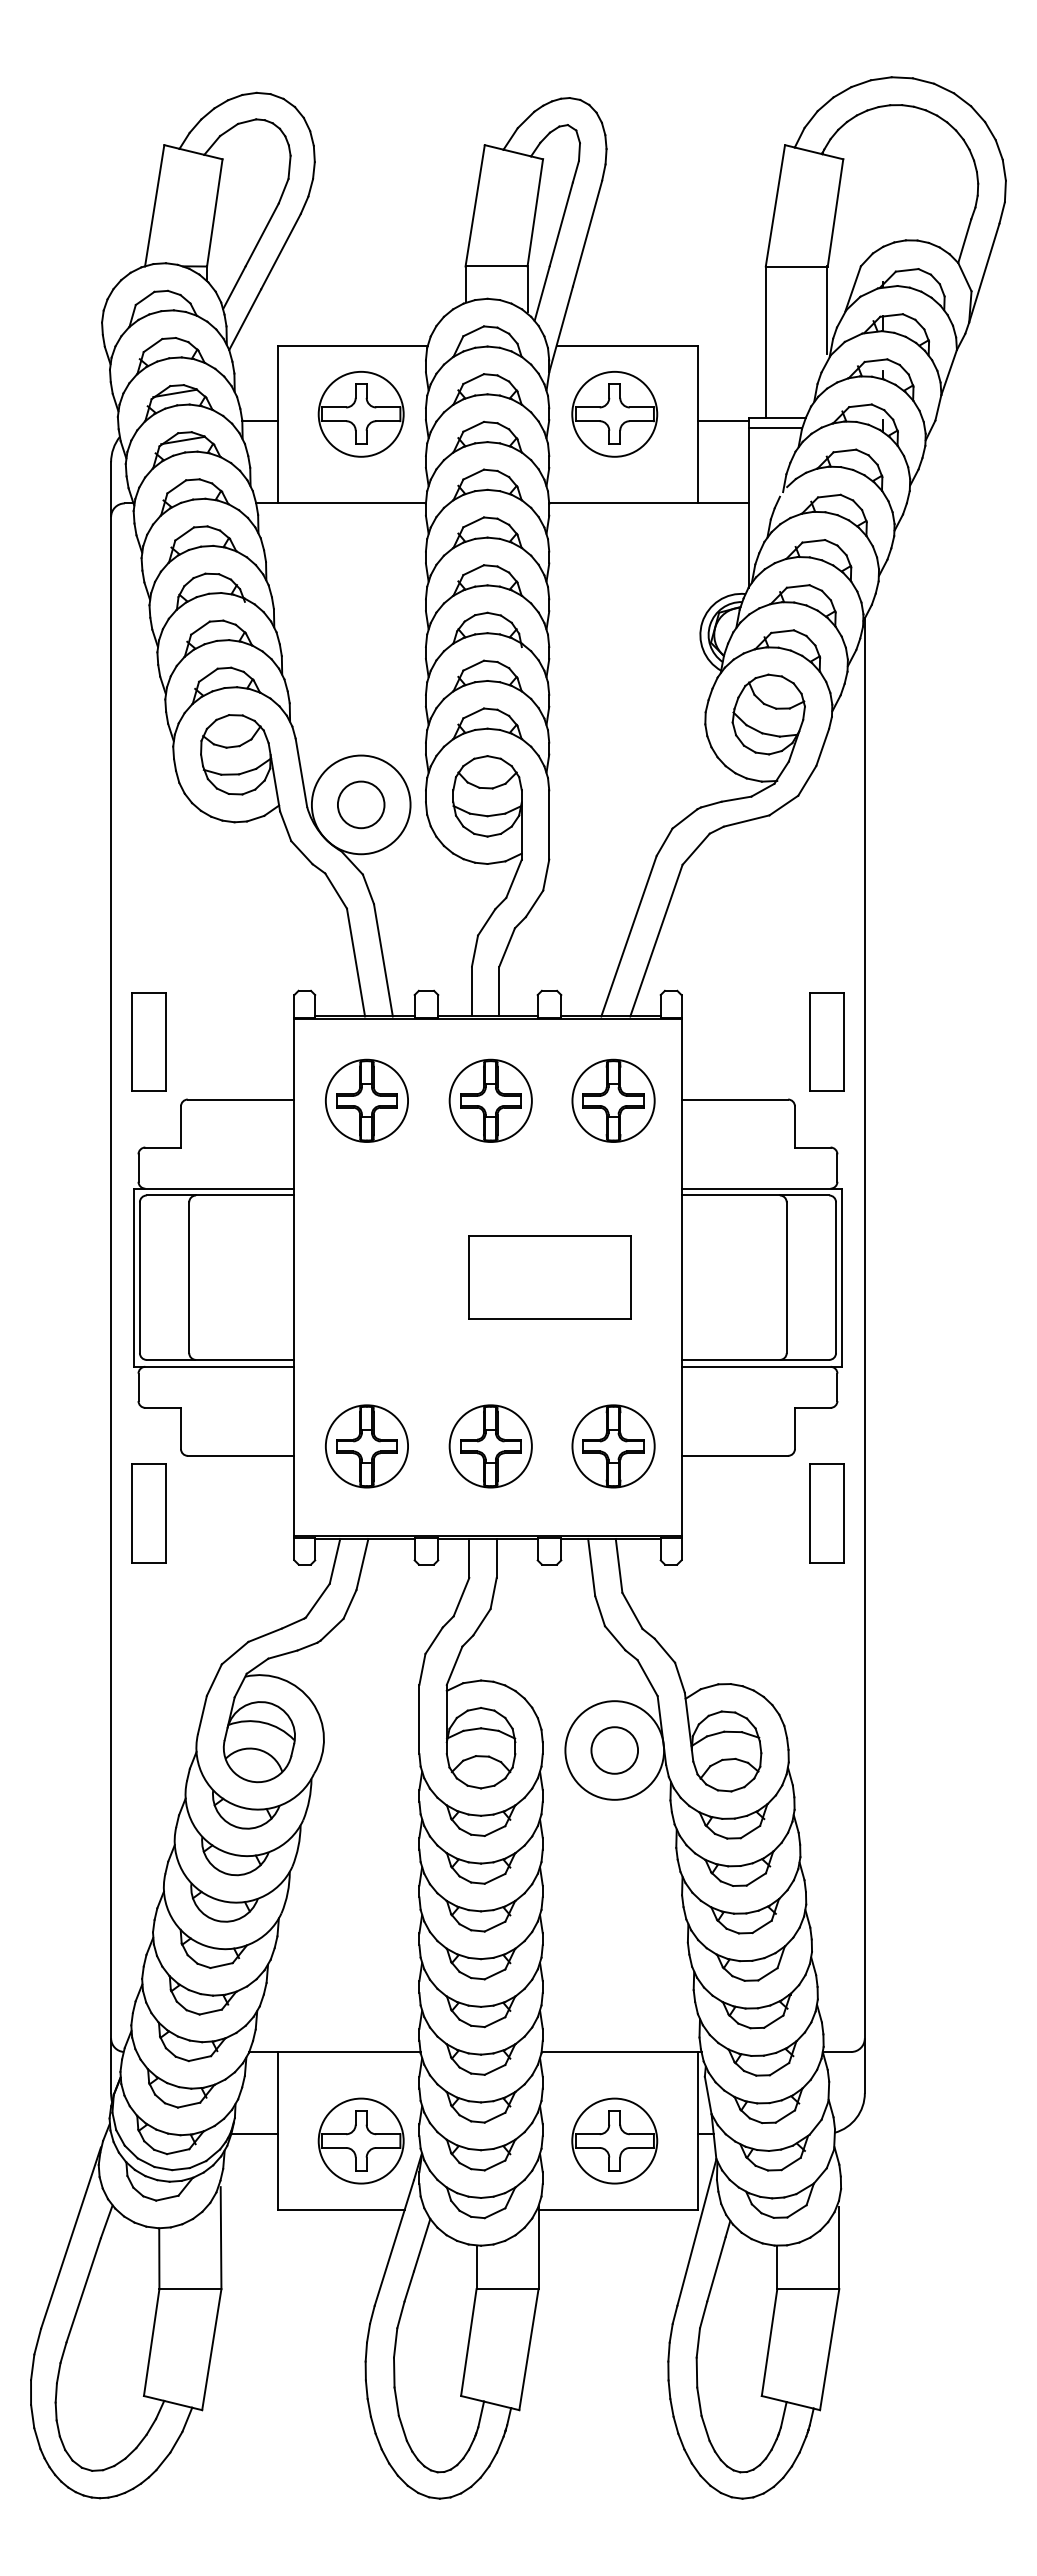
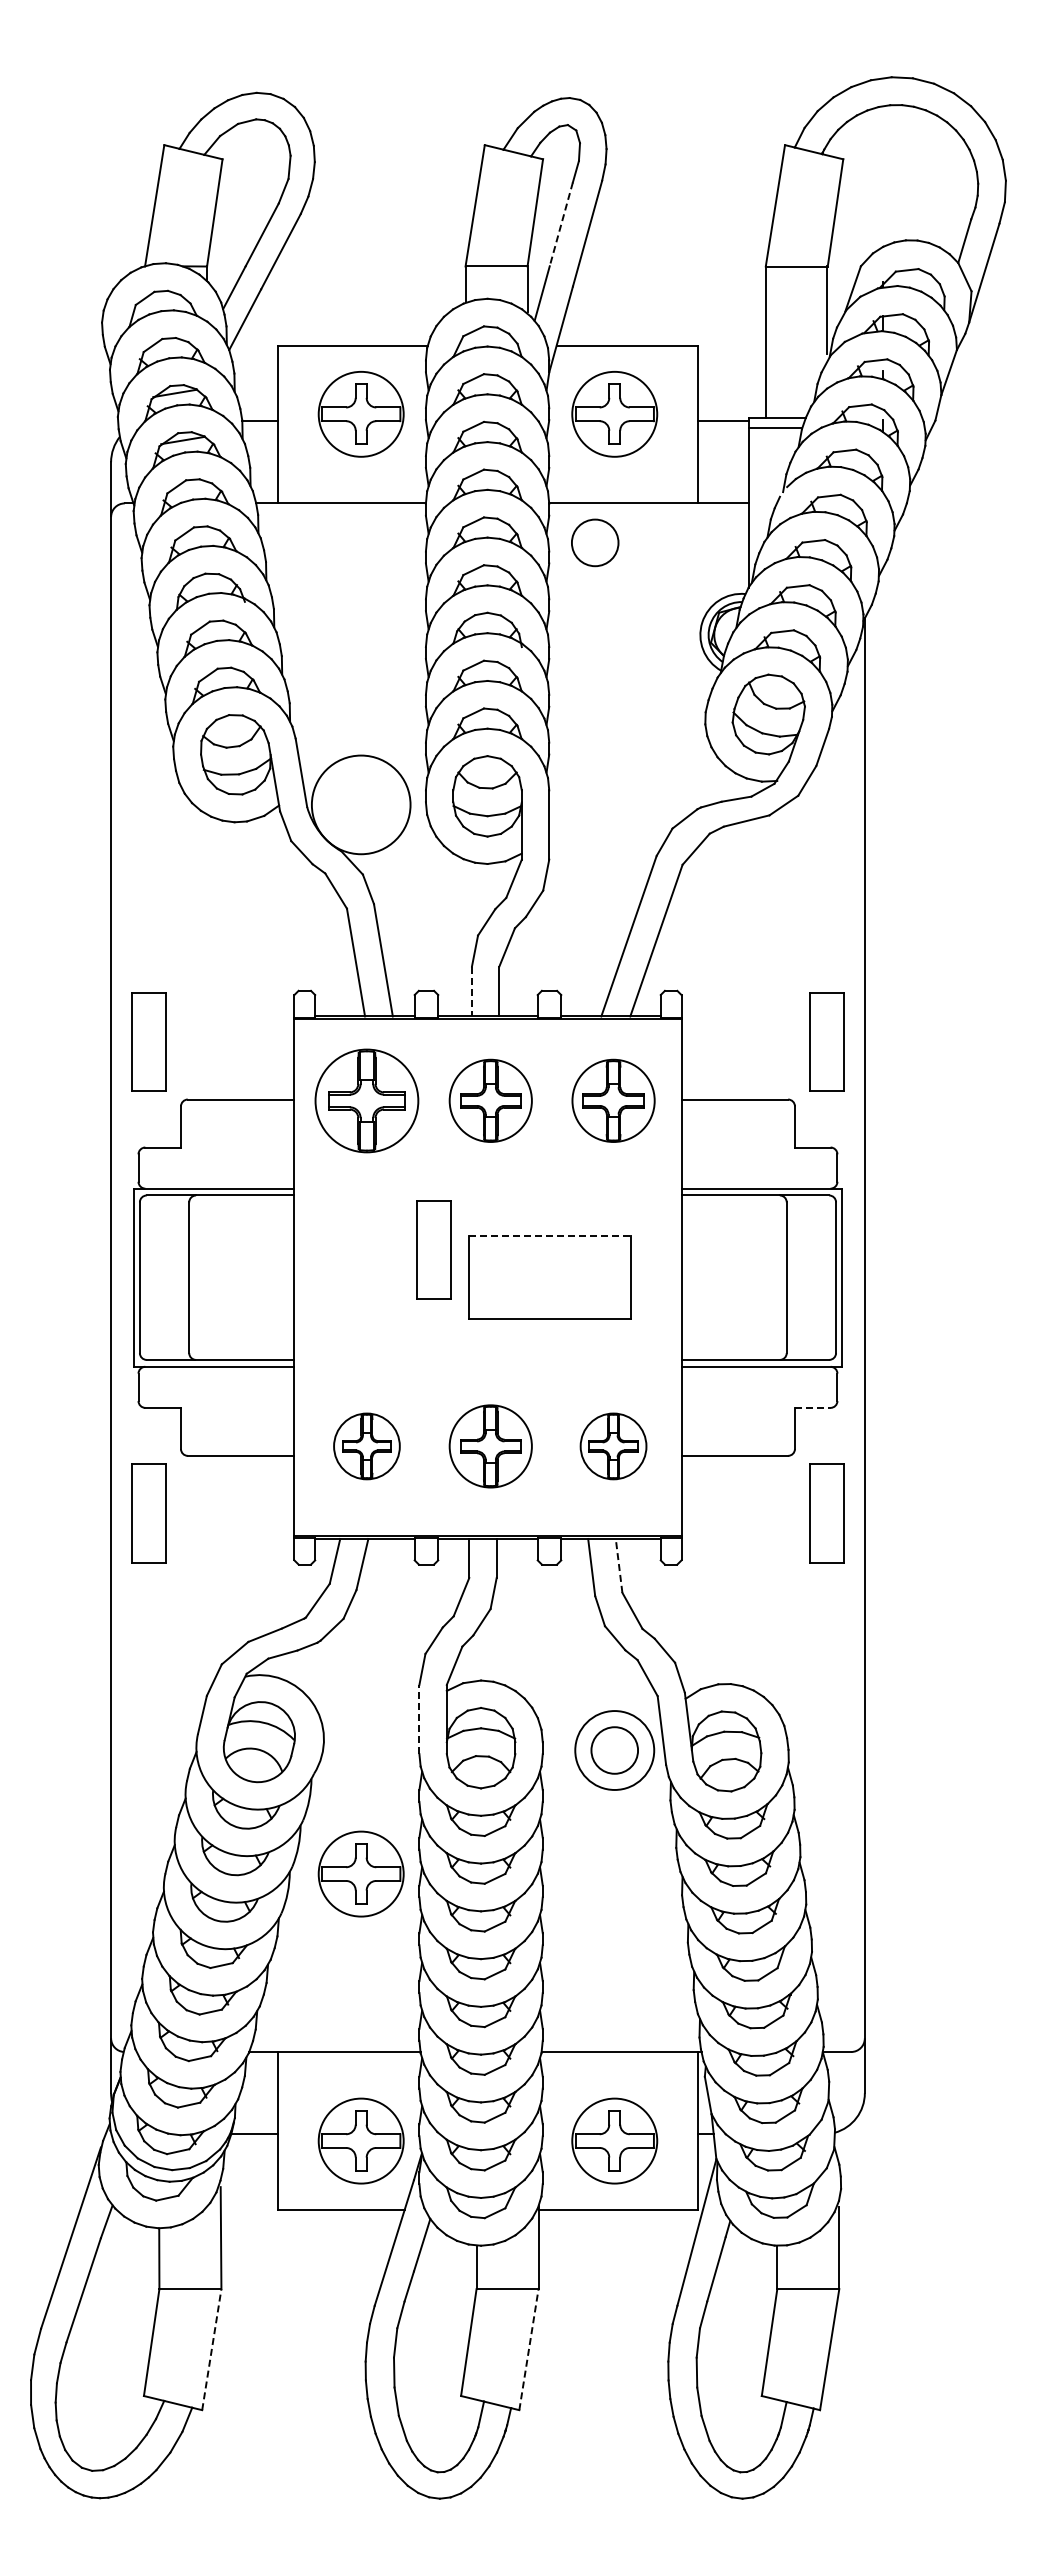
line: solid -> dashed (561, 224)
circle position: (361, 804) -> (595, 542) (595, 542)
line: solid -> dashed (471, 991)
part size: 84x85 px -> 106x106 px (366, 1100)
line: solid -> dashed (550, 1236)
part: none -> present (433, 1249)
line: solid -> dashed (812, 1407)
part size: 84x85 px -> 68x69 px (366, 1446)
part size: 85x85 px -> 69x69 px (613, 1446)
line: solid -> dashed (619, 1565)
line: solid -> dashed (419, 1719)
circle diameter: 99 px -> 79 px (614, 1750)
part: none -> present (360, 1873)
line: solid -> dashed (211, 2349)
line: solid -> dashed (529, 2349)
